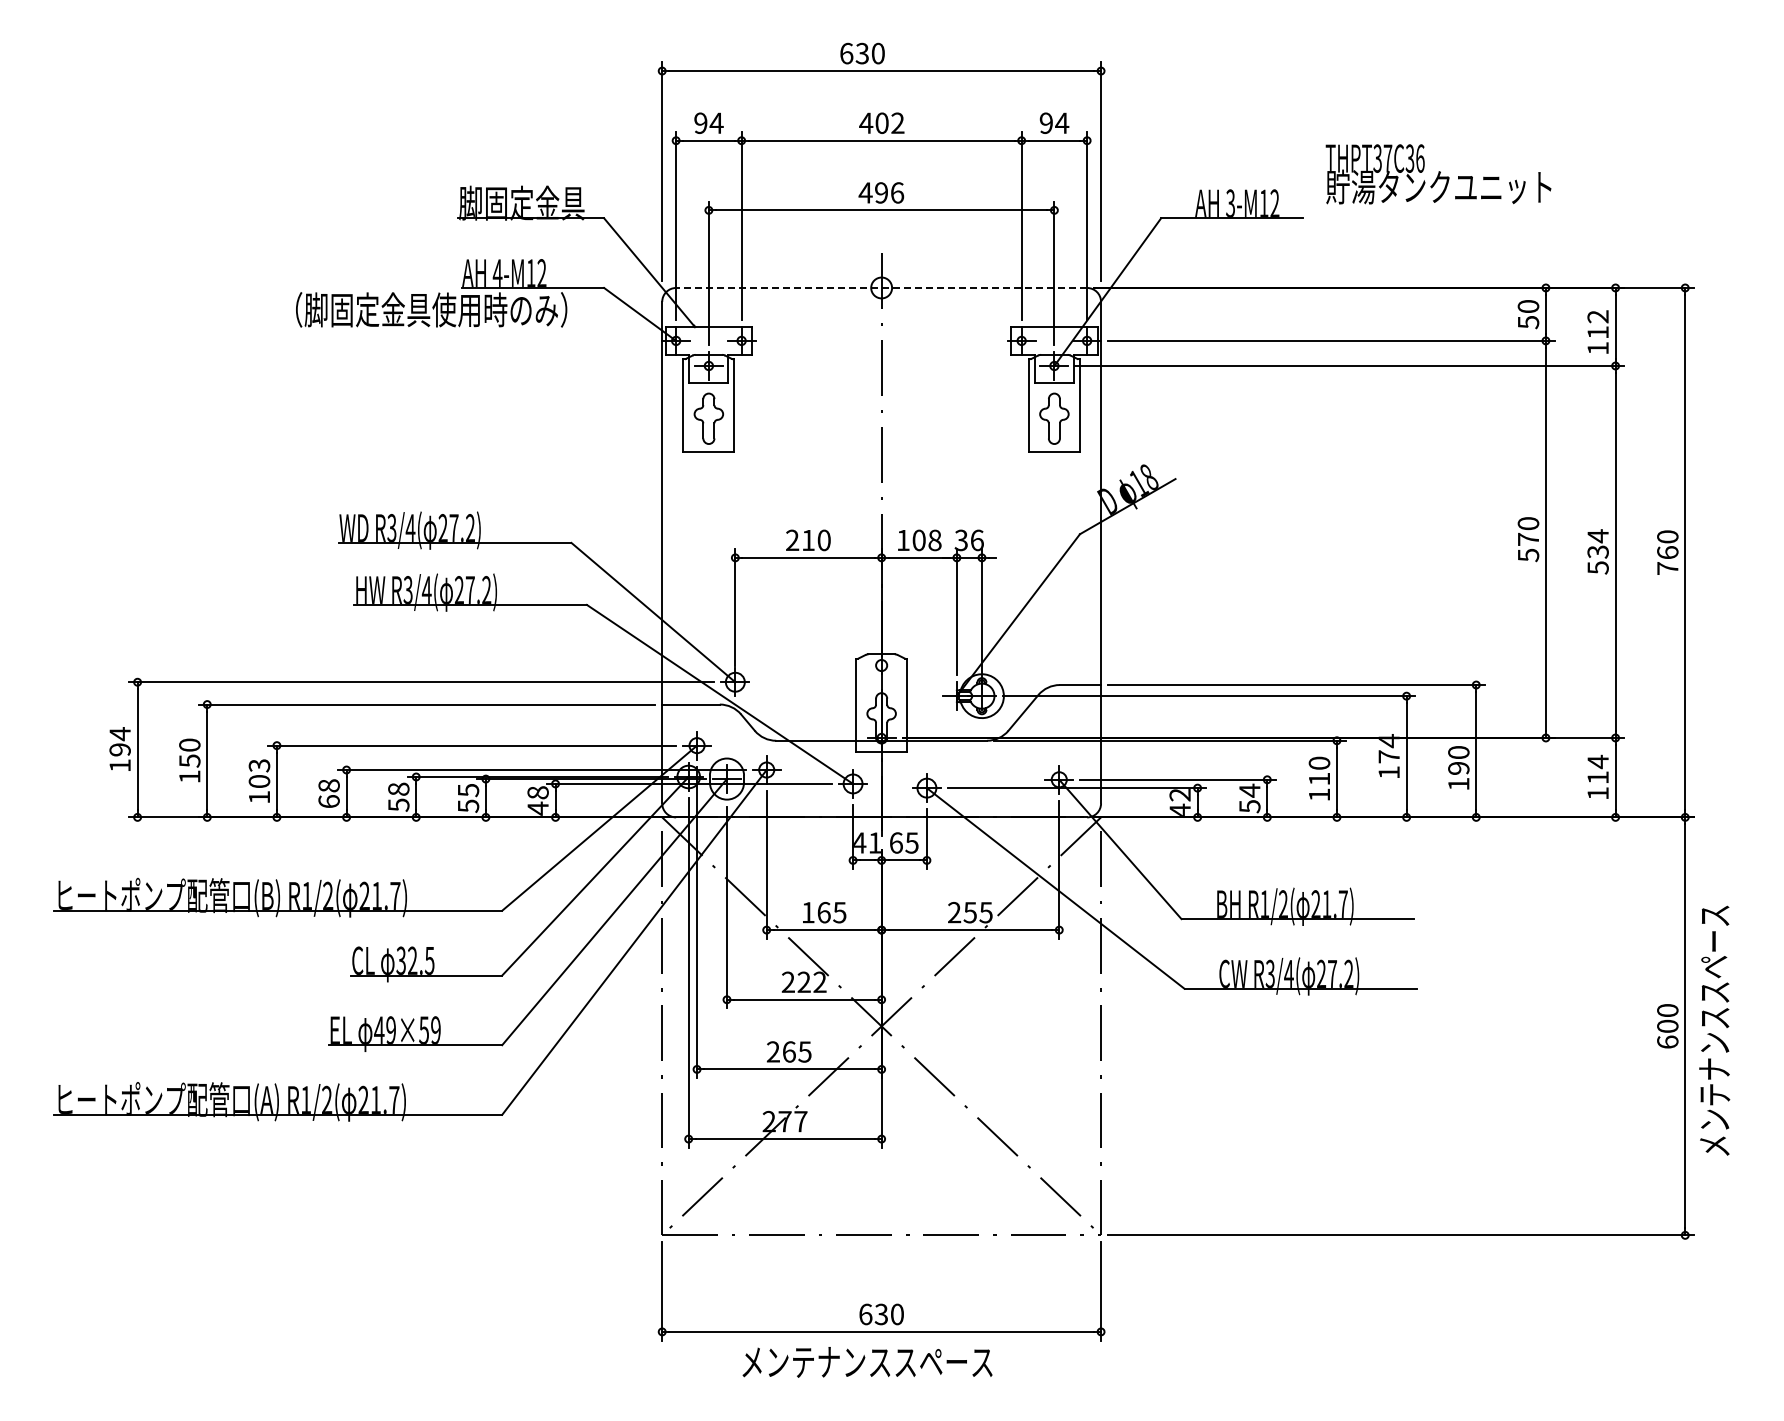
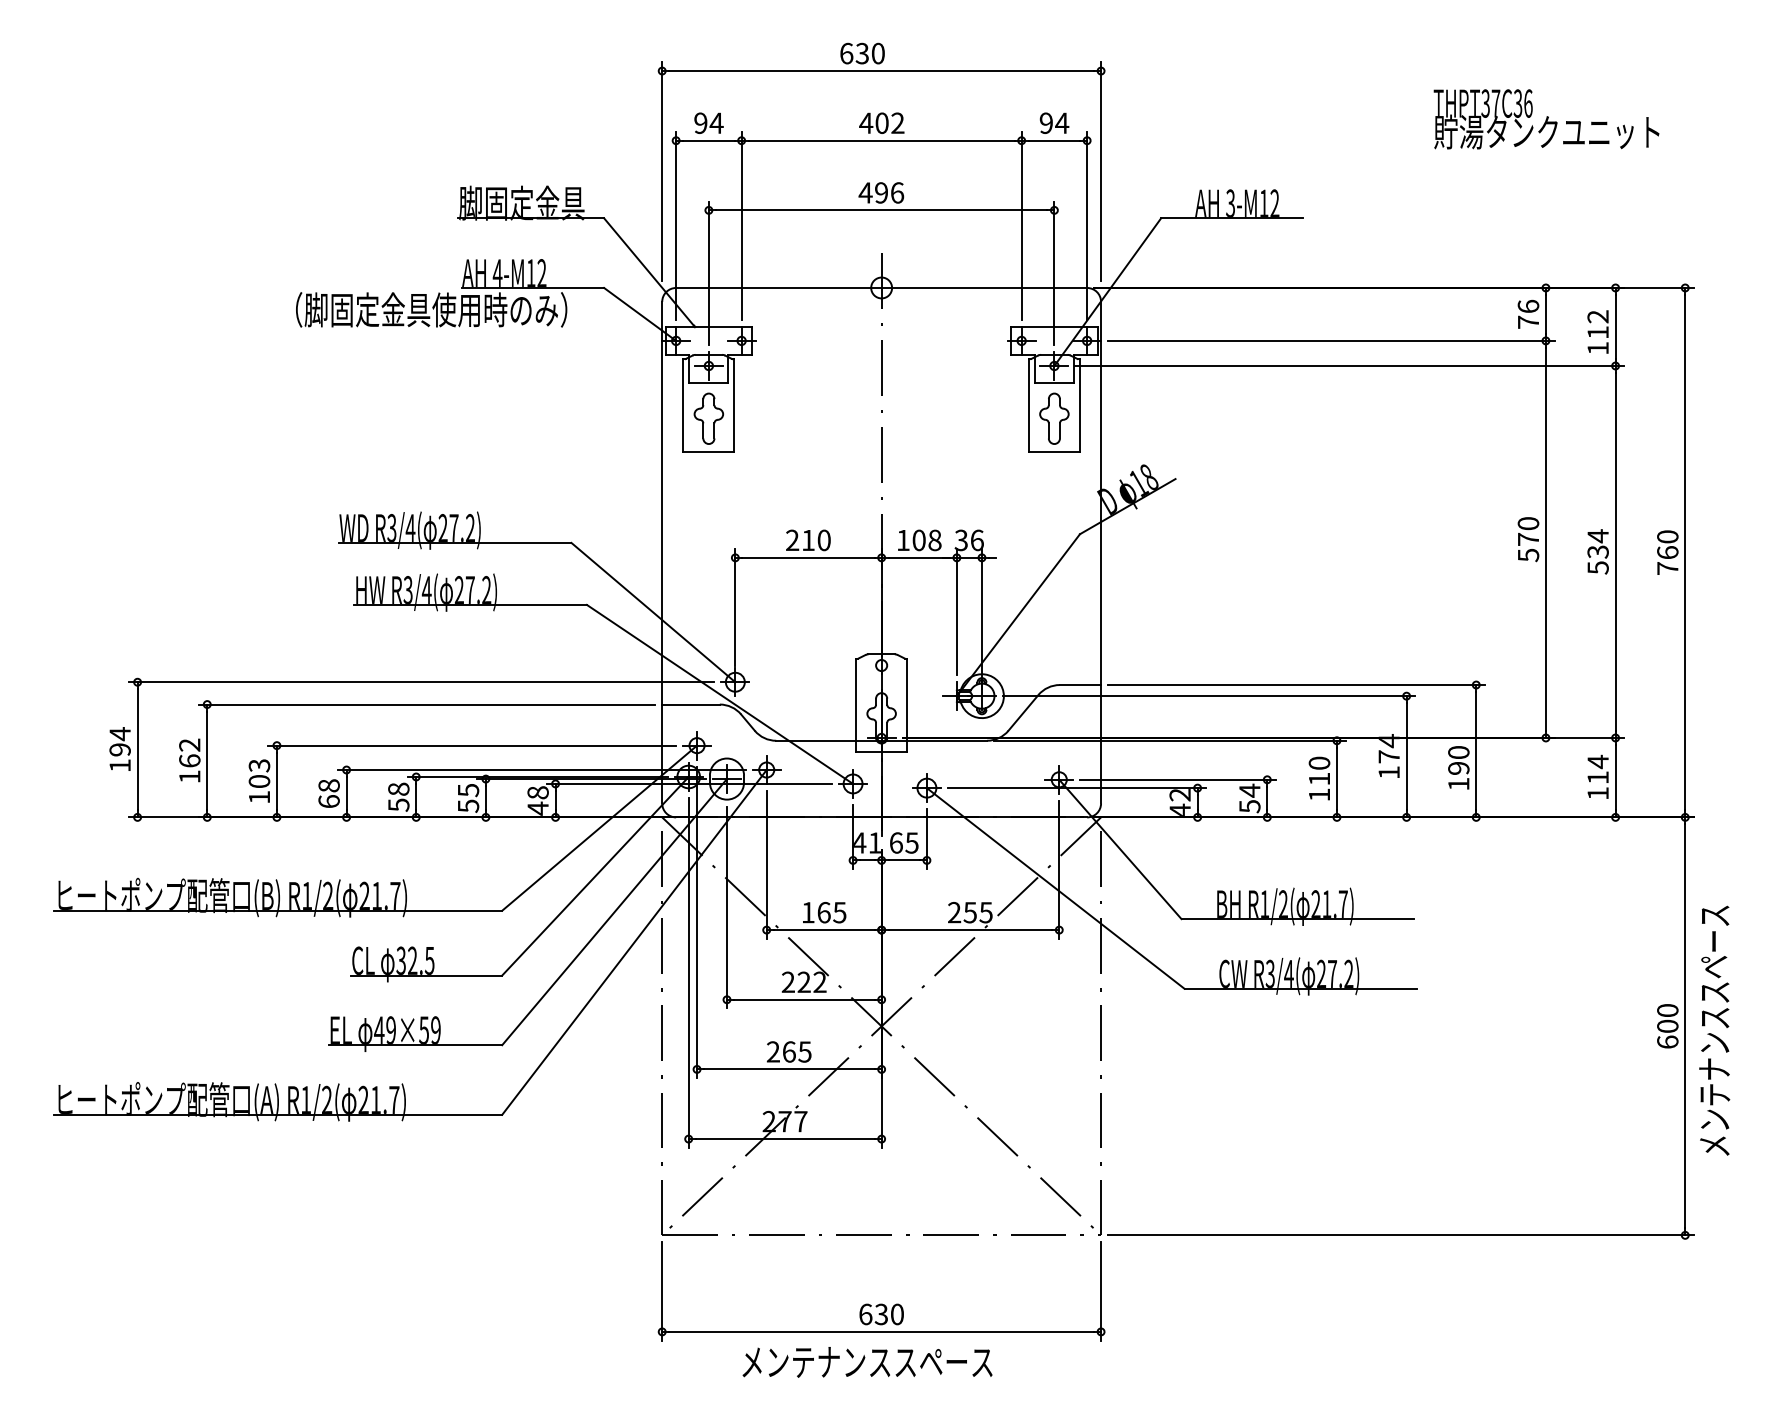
text position: (1438, 174) -> (1546, 119) (1546, 119)
line: dashed -> solid (881, 287)
text: 50 -> 76 (1528, 314)
text: 150 -> 162 (189, 752)
